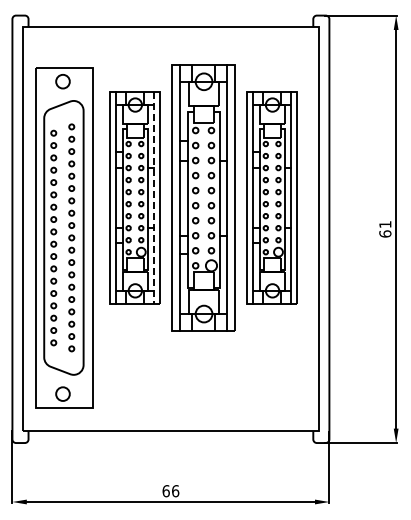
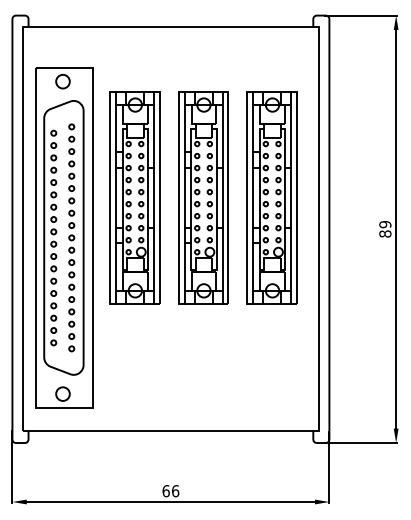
part size: 65x268 px -> 51x214 px (203, 197)
line: dashed -> solid (153, 198)
text: 61 -> 89 (385, 229)
